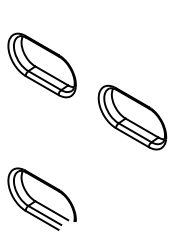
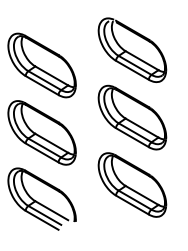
part: none -> present (132, 49)
part: none -> present (41, 132)
part: none -> present (132, 184)
